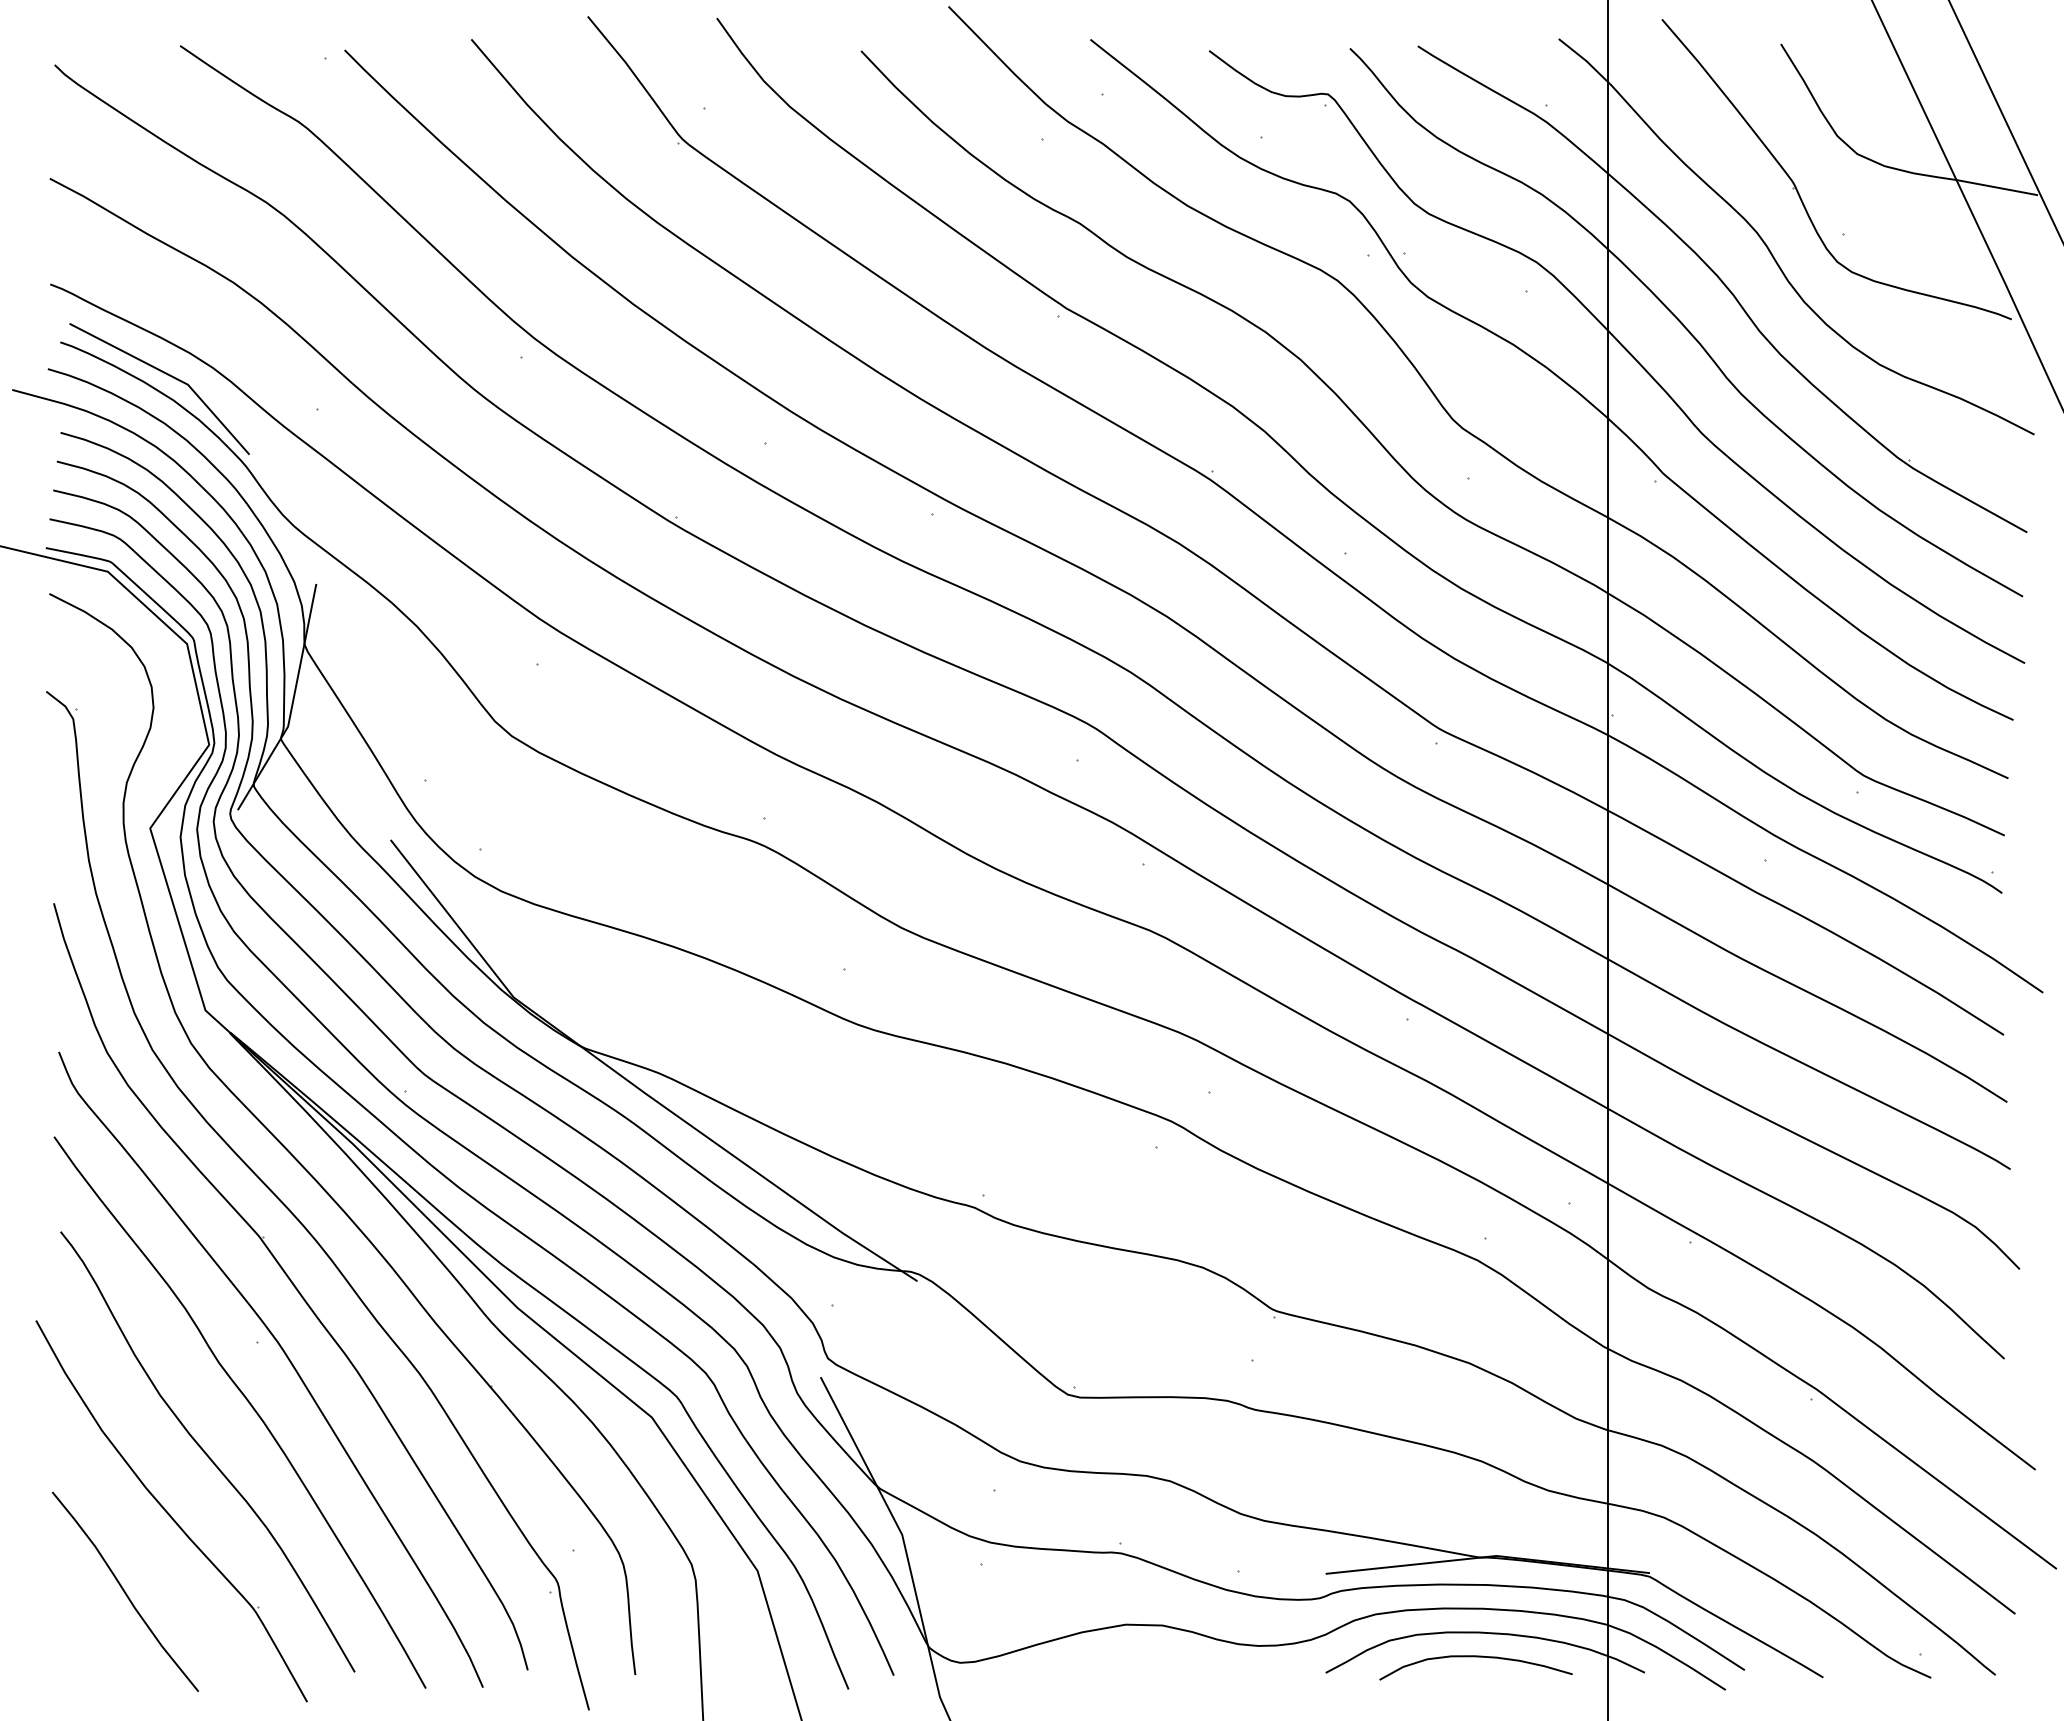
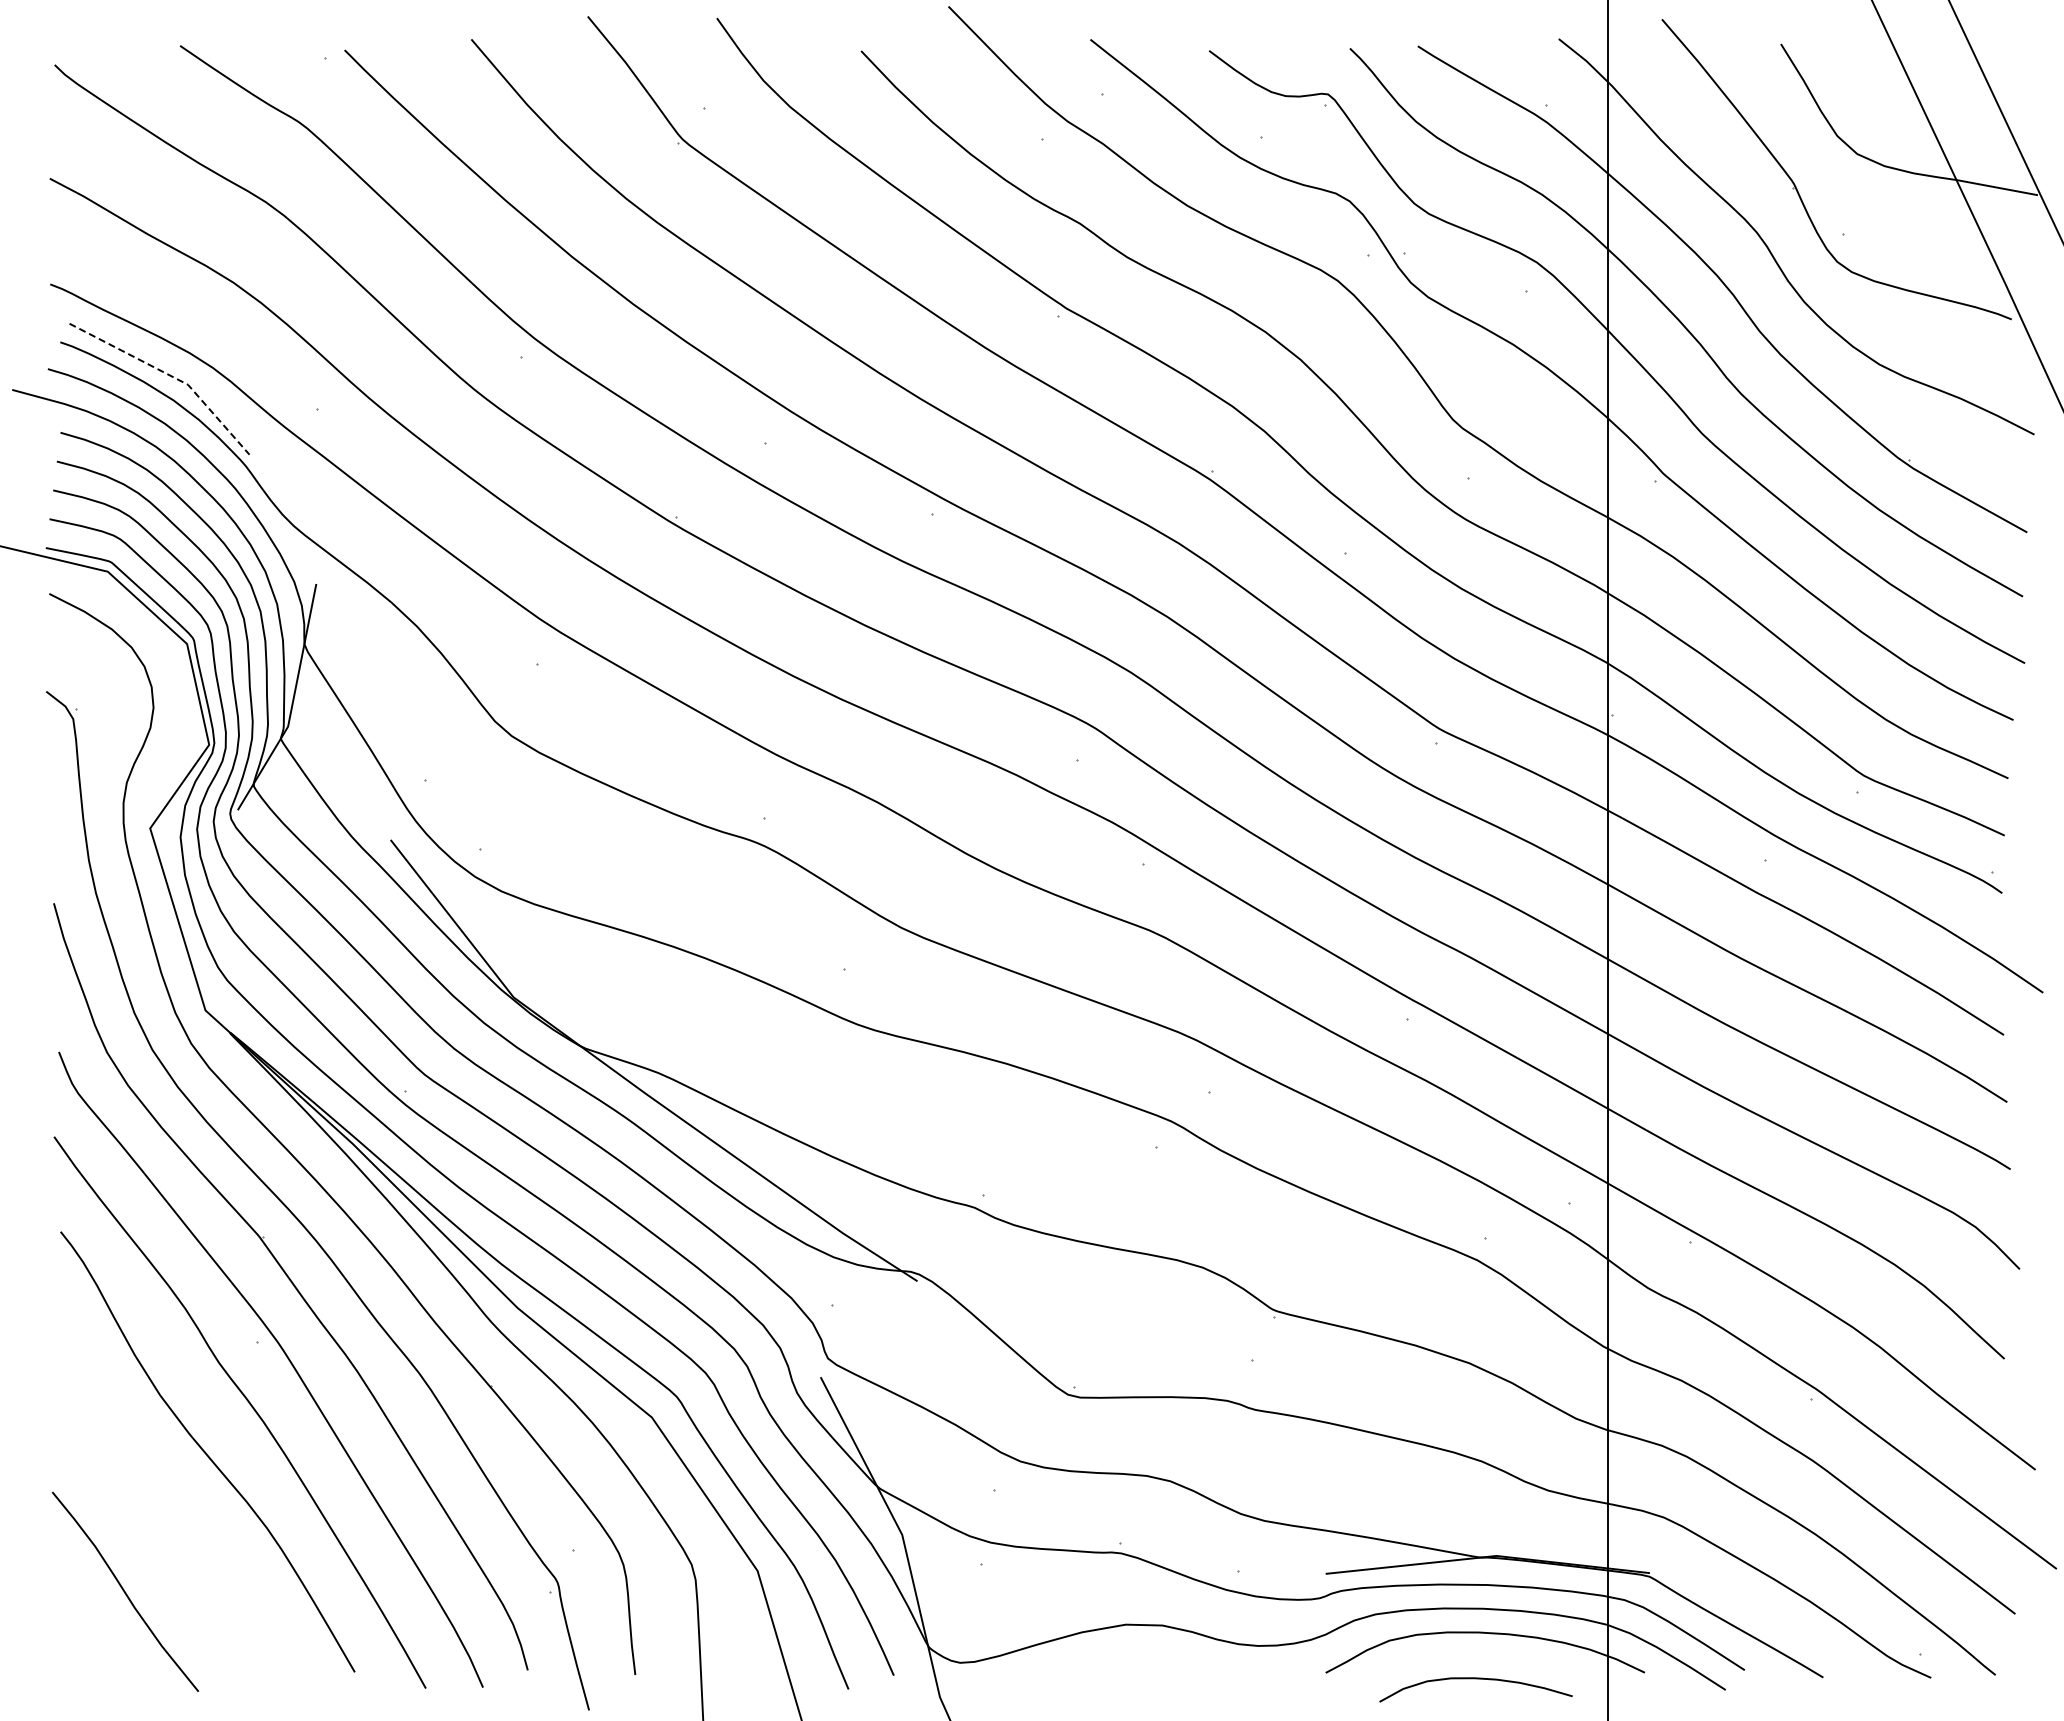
line: solid -> dashed (171, 376)
part: present -> none (171, 1511)
curve position: (1475, 1657) -> (1475, 1679) (1475, 1679)
